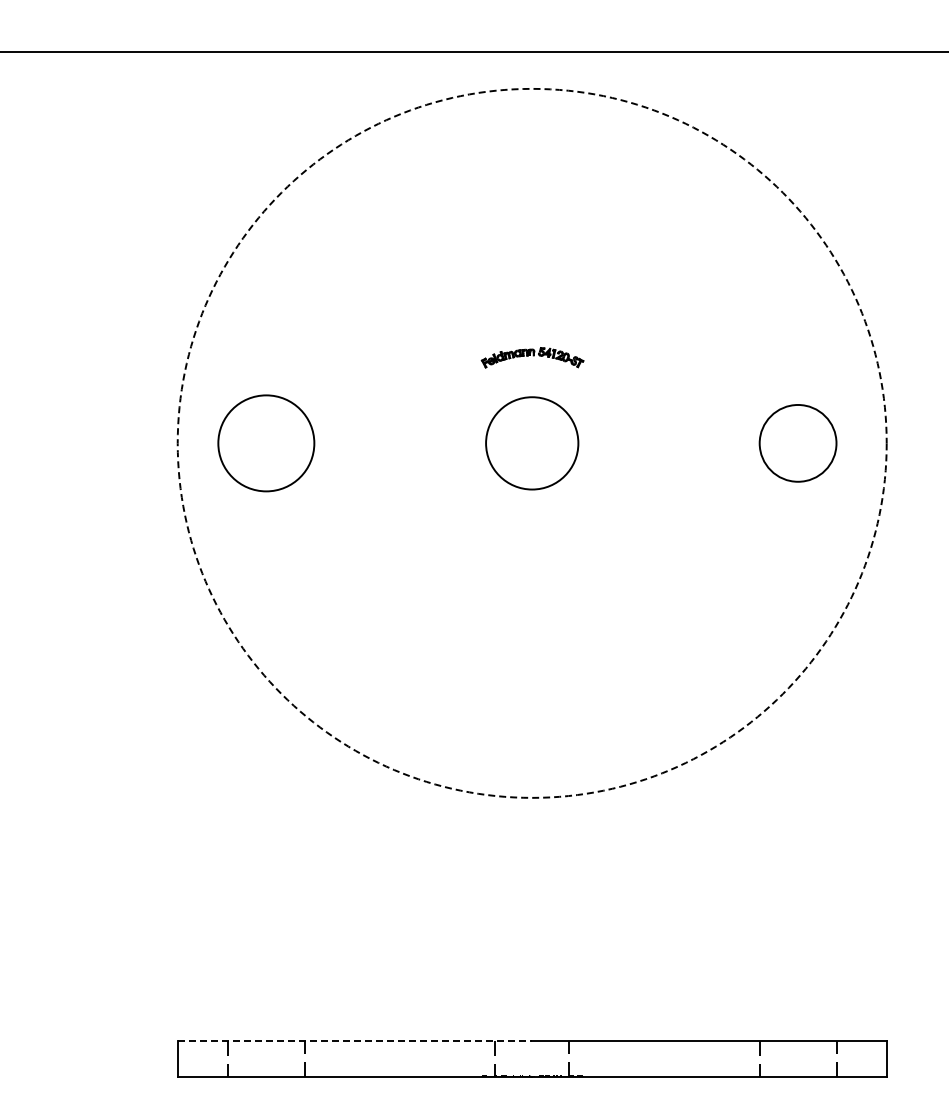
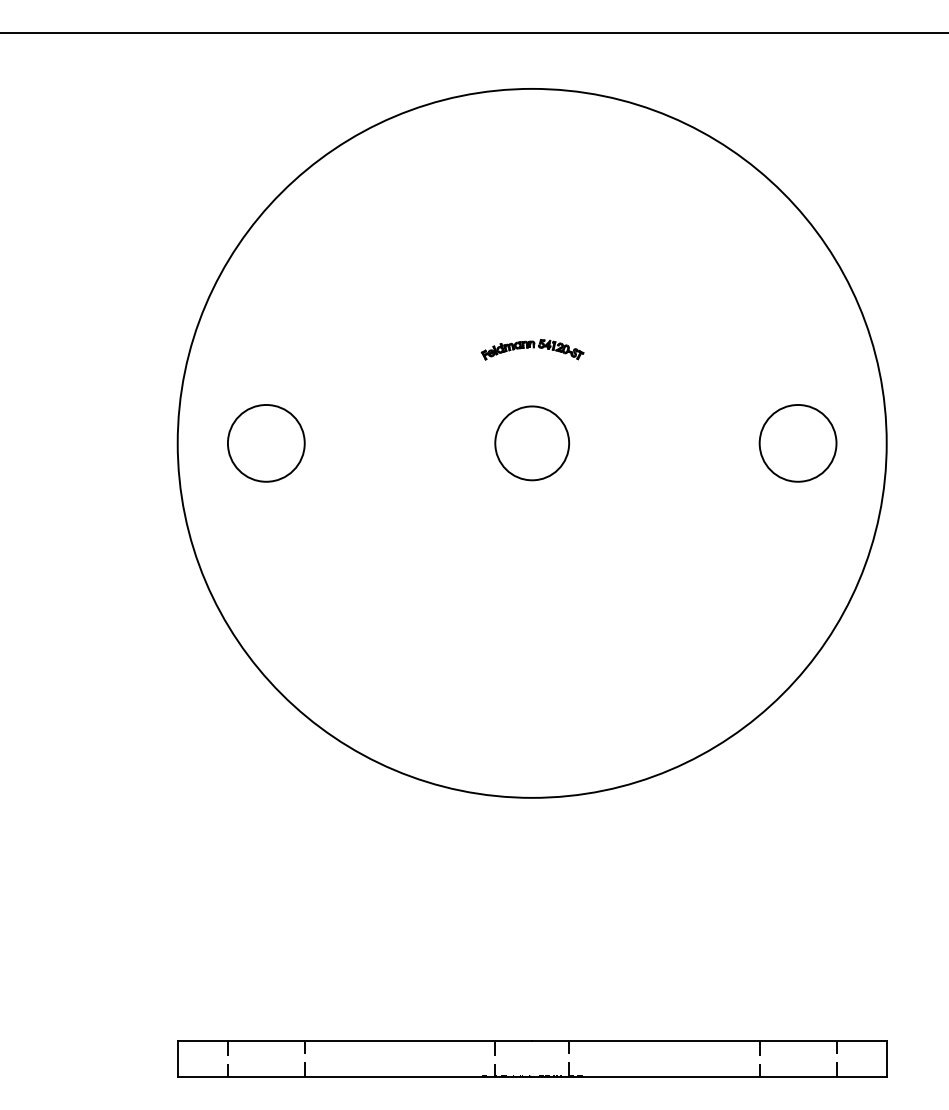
line position: (473, 52) -> (473, 33) (473, 33)
part position: (532, 357) -> (532, 349) (532, 349)
circle: dashed -> solid (531, 442)
circle diameter: 96 px -> 77 px (265, 442)
circle diameter: 92 px -> 74 px (532, 443)
line: dashed -> solid (355, 1041)
